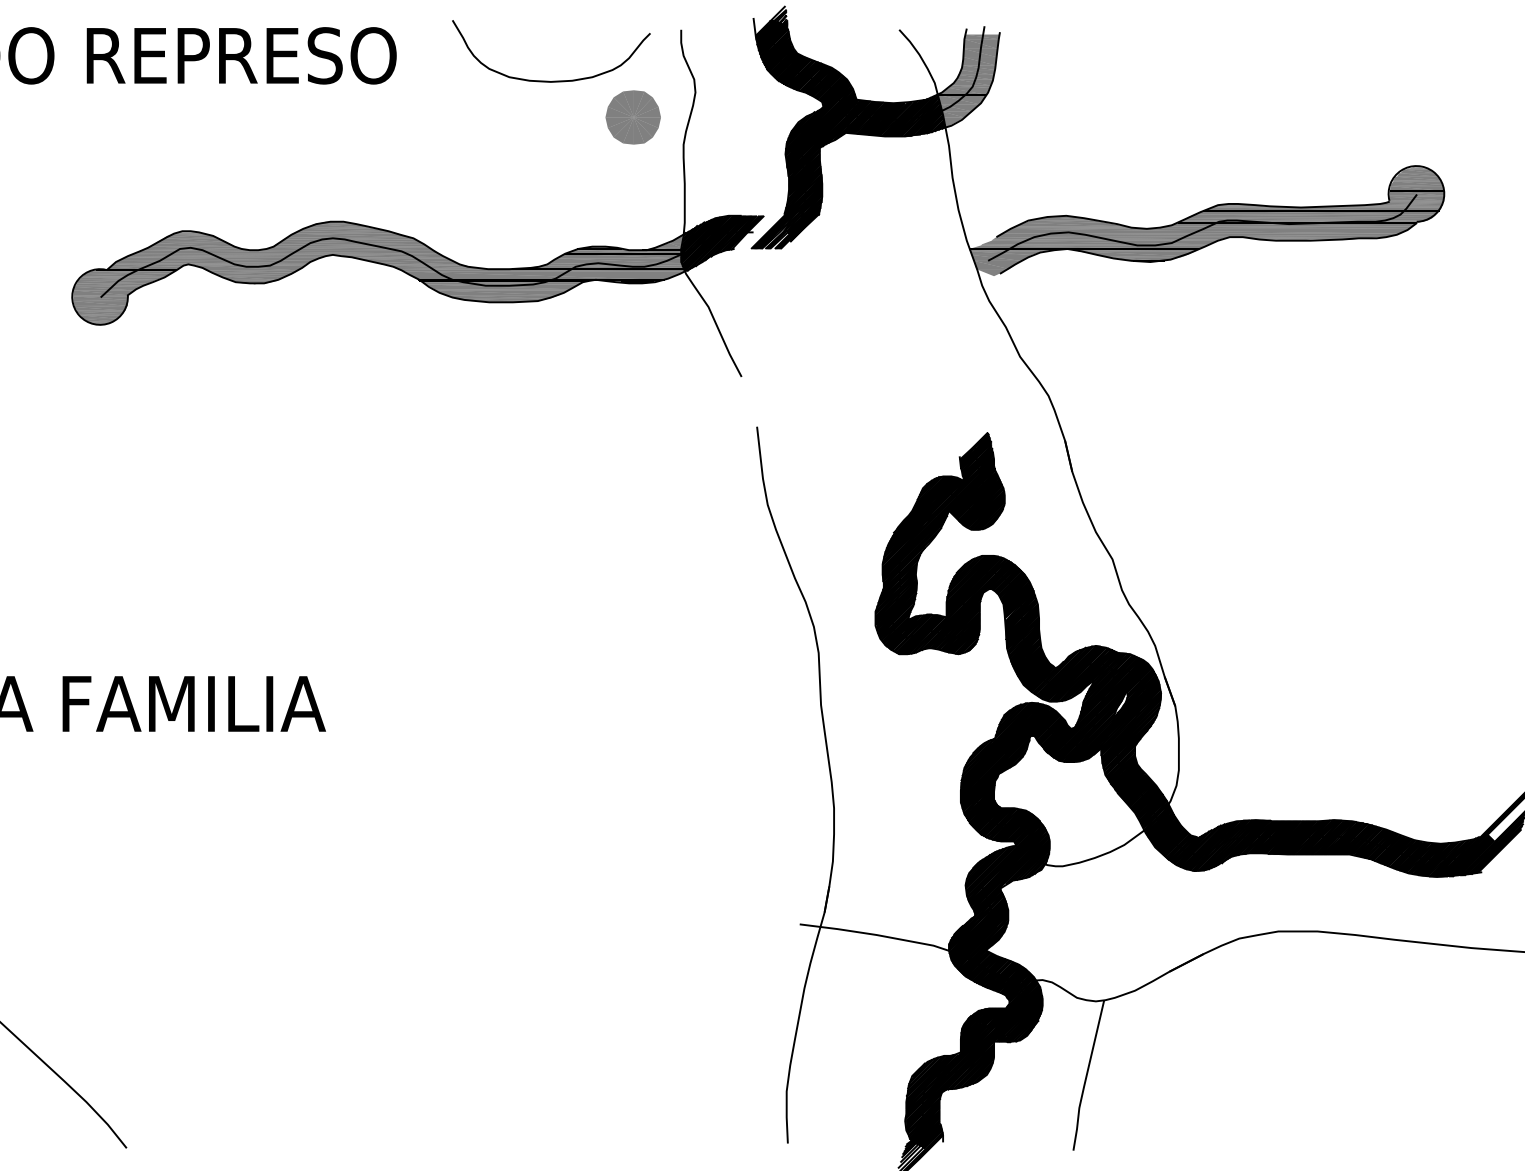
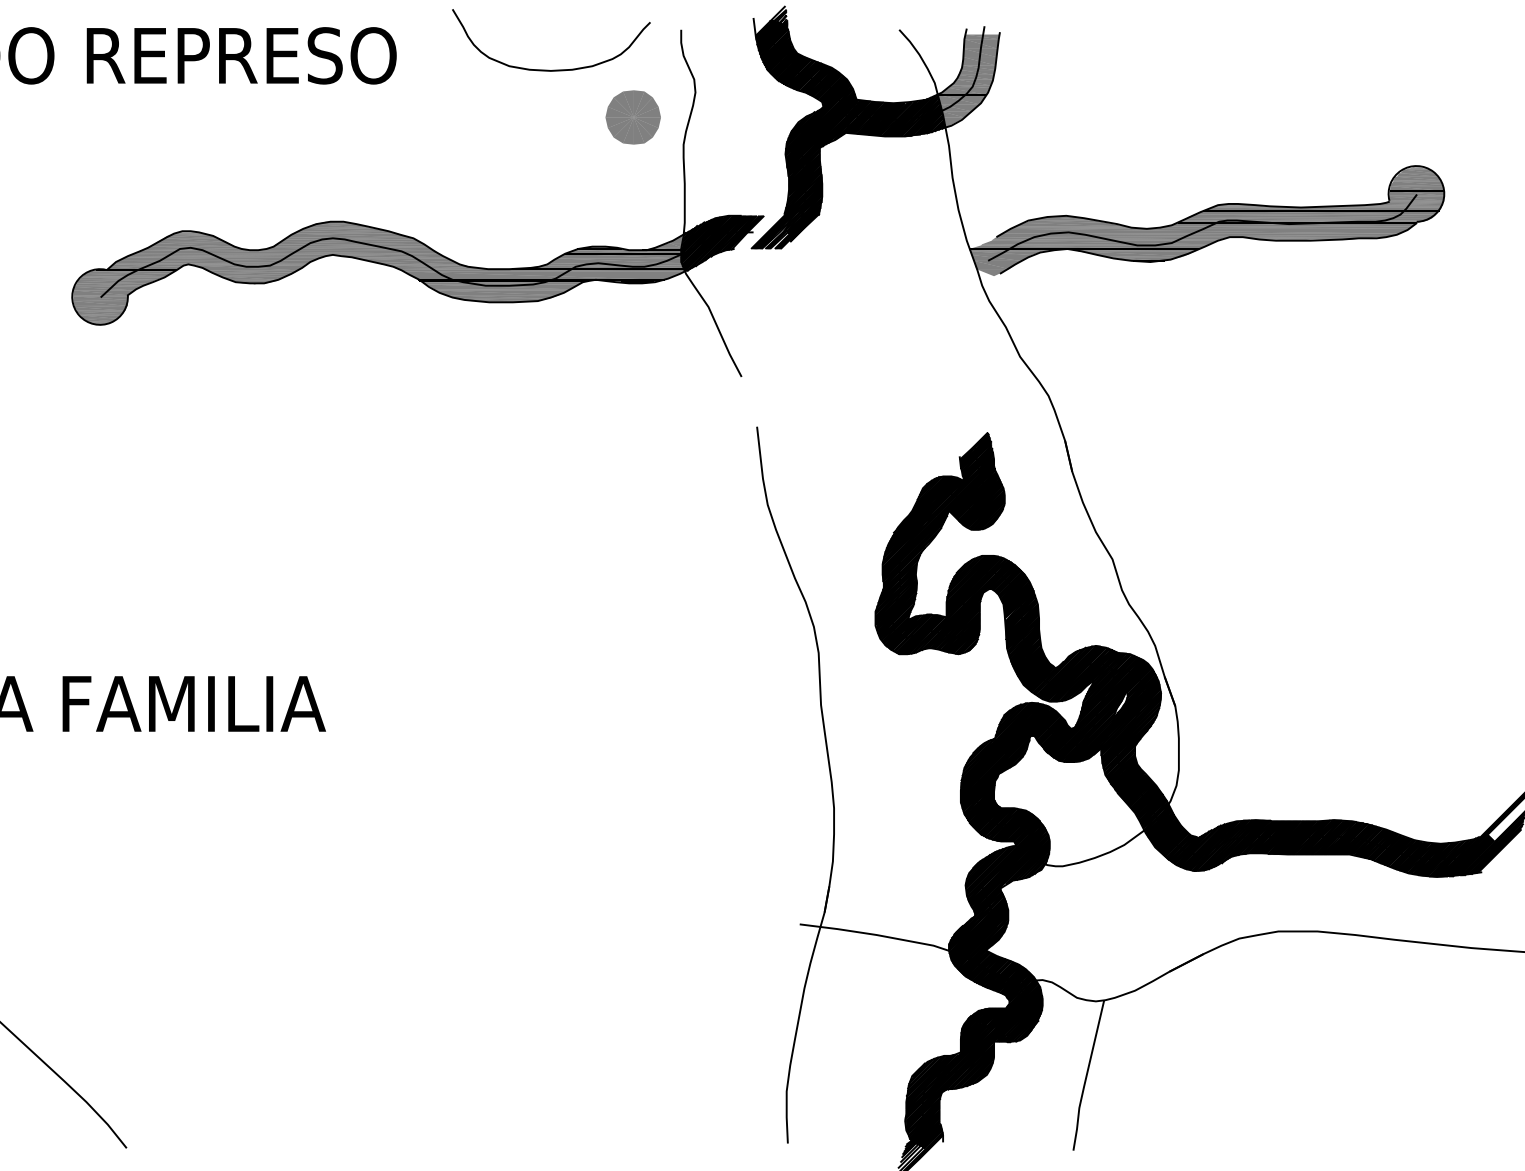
curve position: (552, 80) -> (552, 69) (552, 69)
